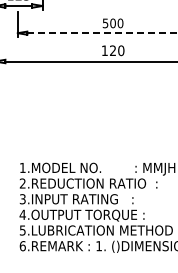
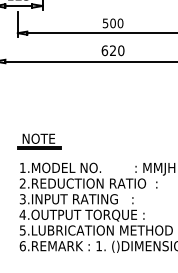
line: dashed -> solid (103, 33)
text: 120 -> 620 (104, 50)
part: none -> present (39, 141)
